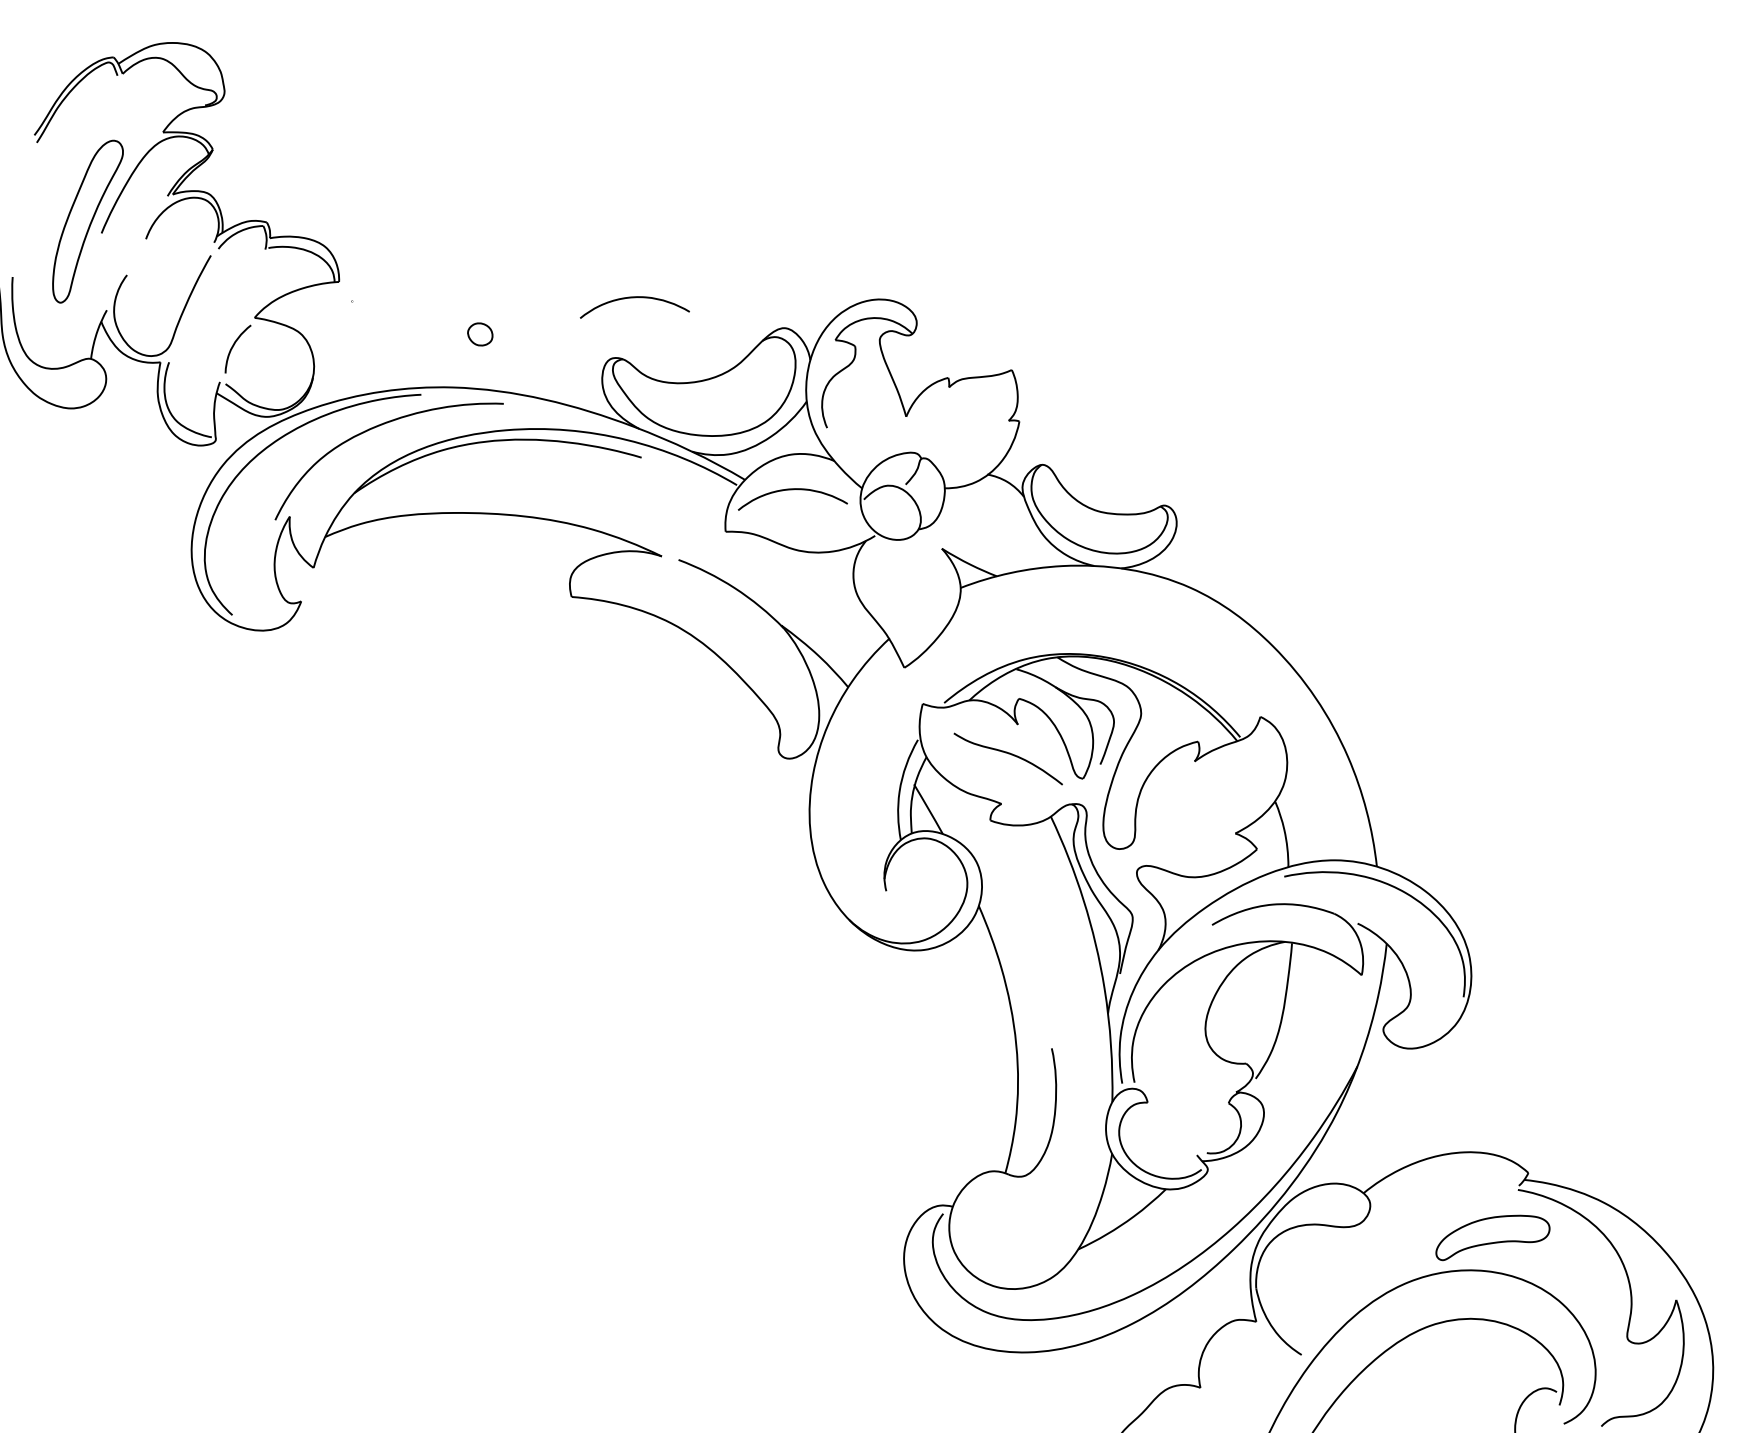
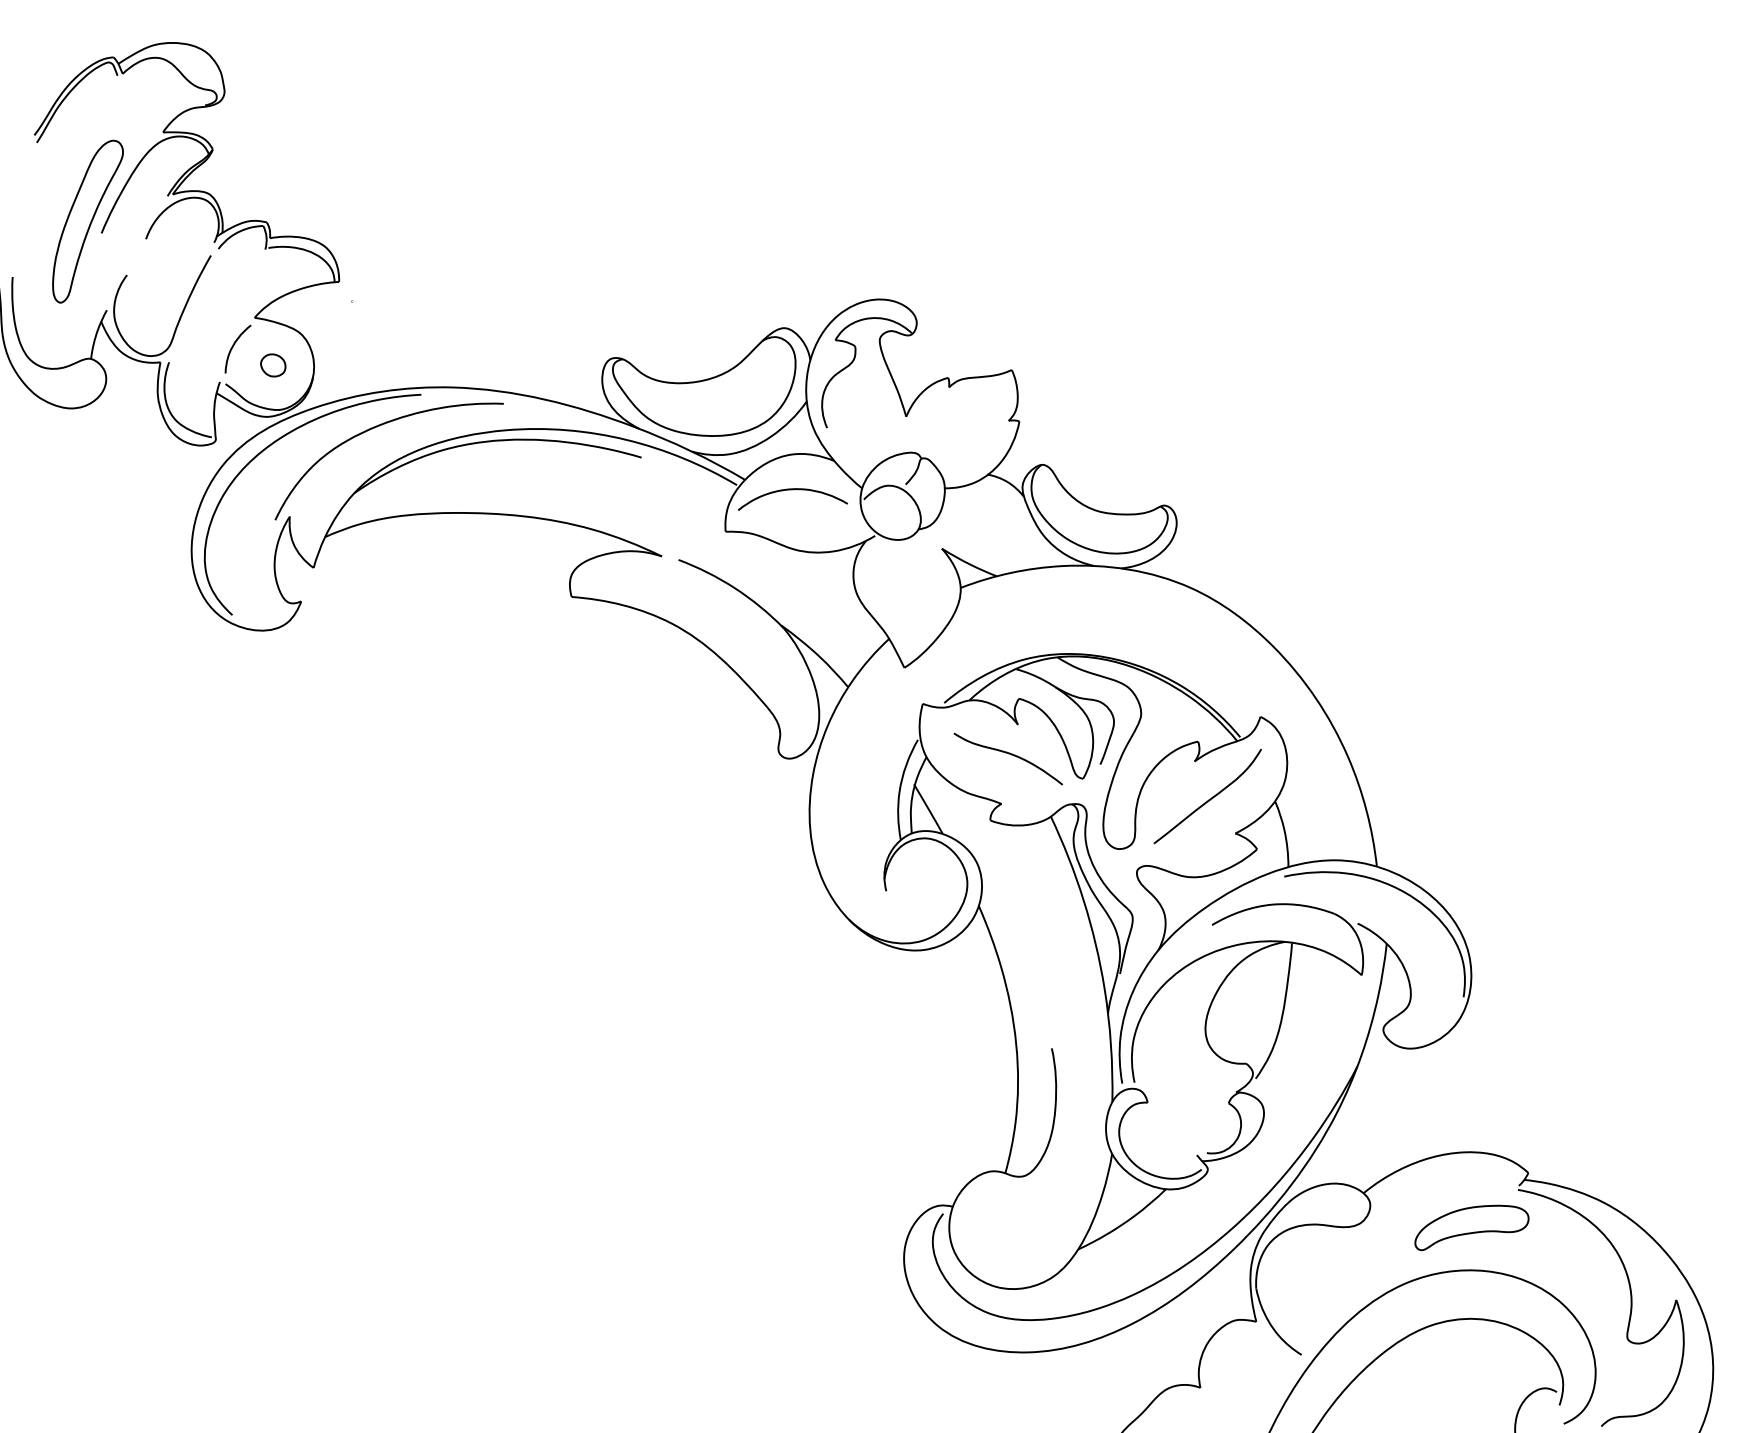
curve: present -> none (634, 298)
part position: (480, 334) -> (273, 365) (273, 365)
curve: none -> present (1209, 798)
part position: (1492, 1237) -> (1471, 1227) (1471, 1227)
